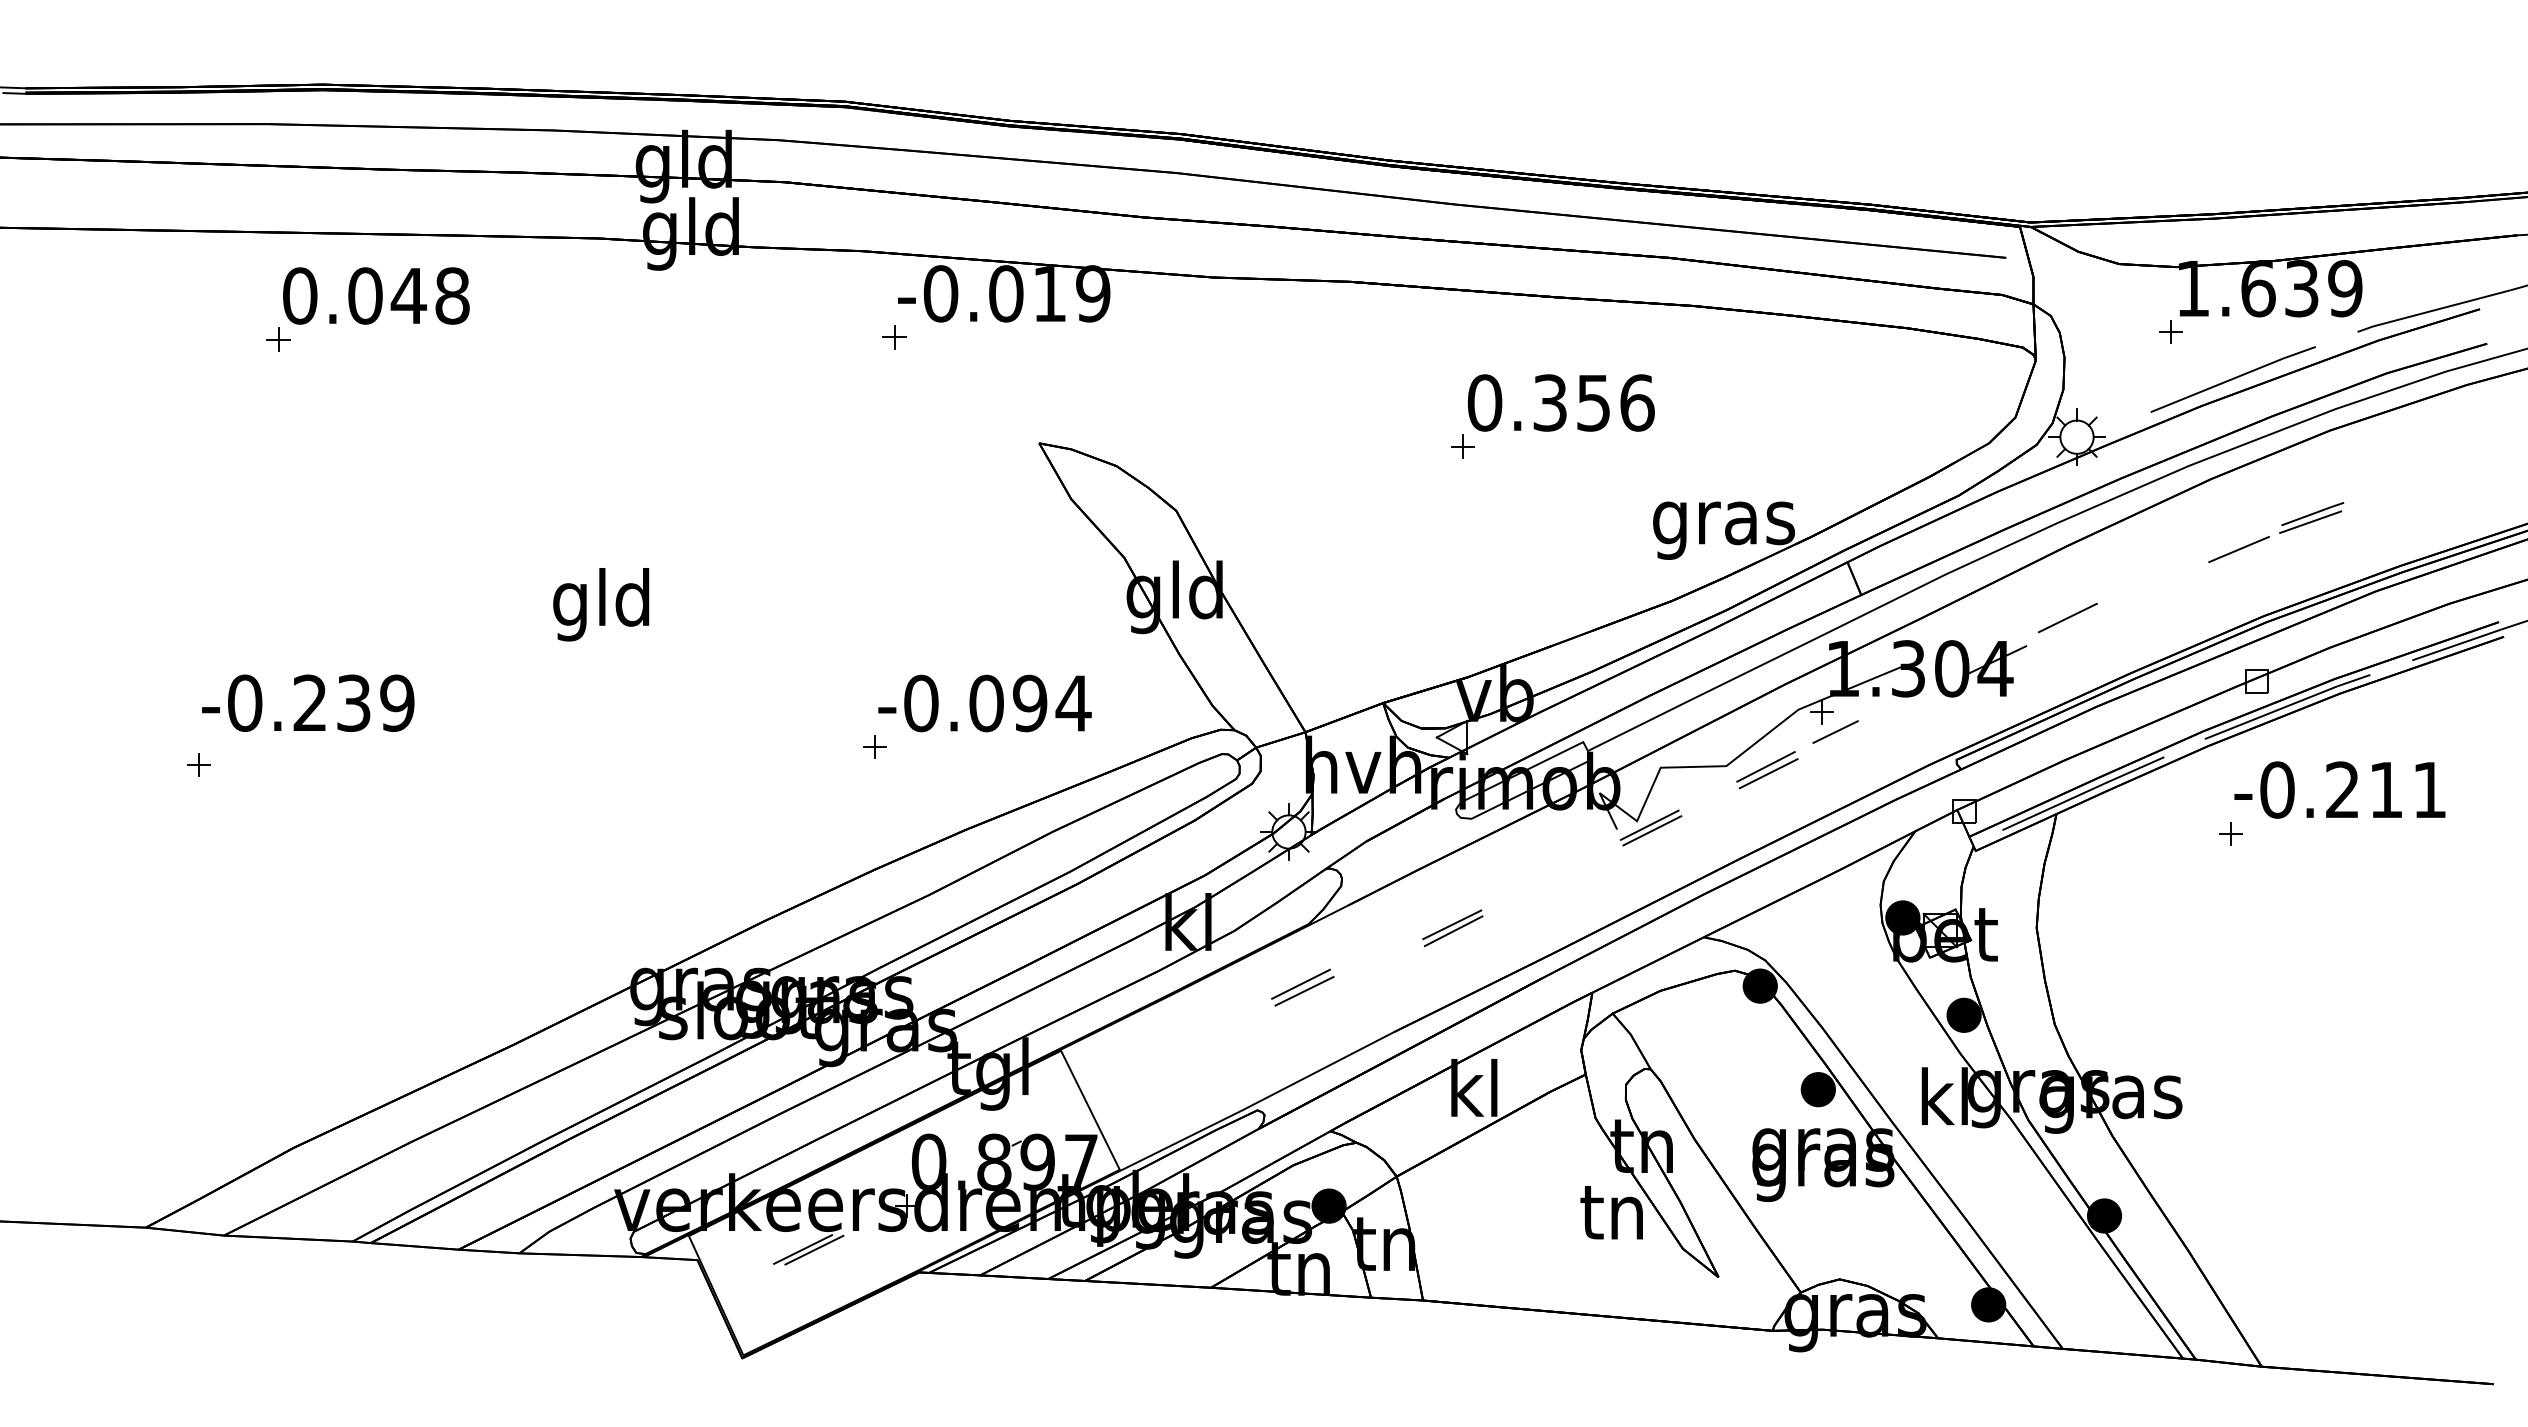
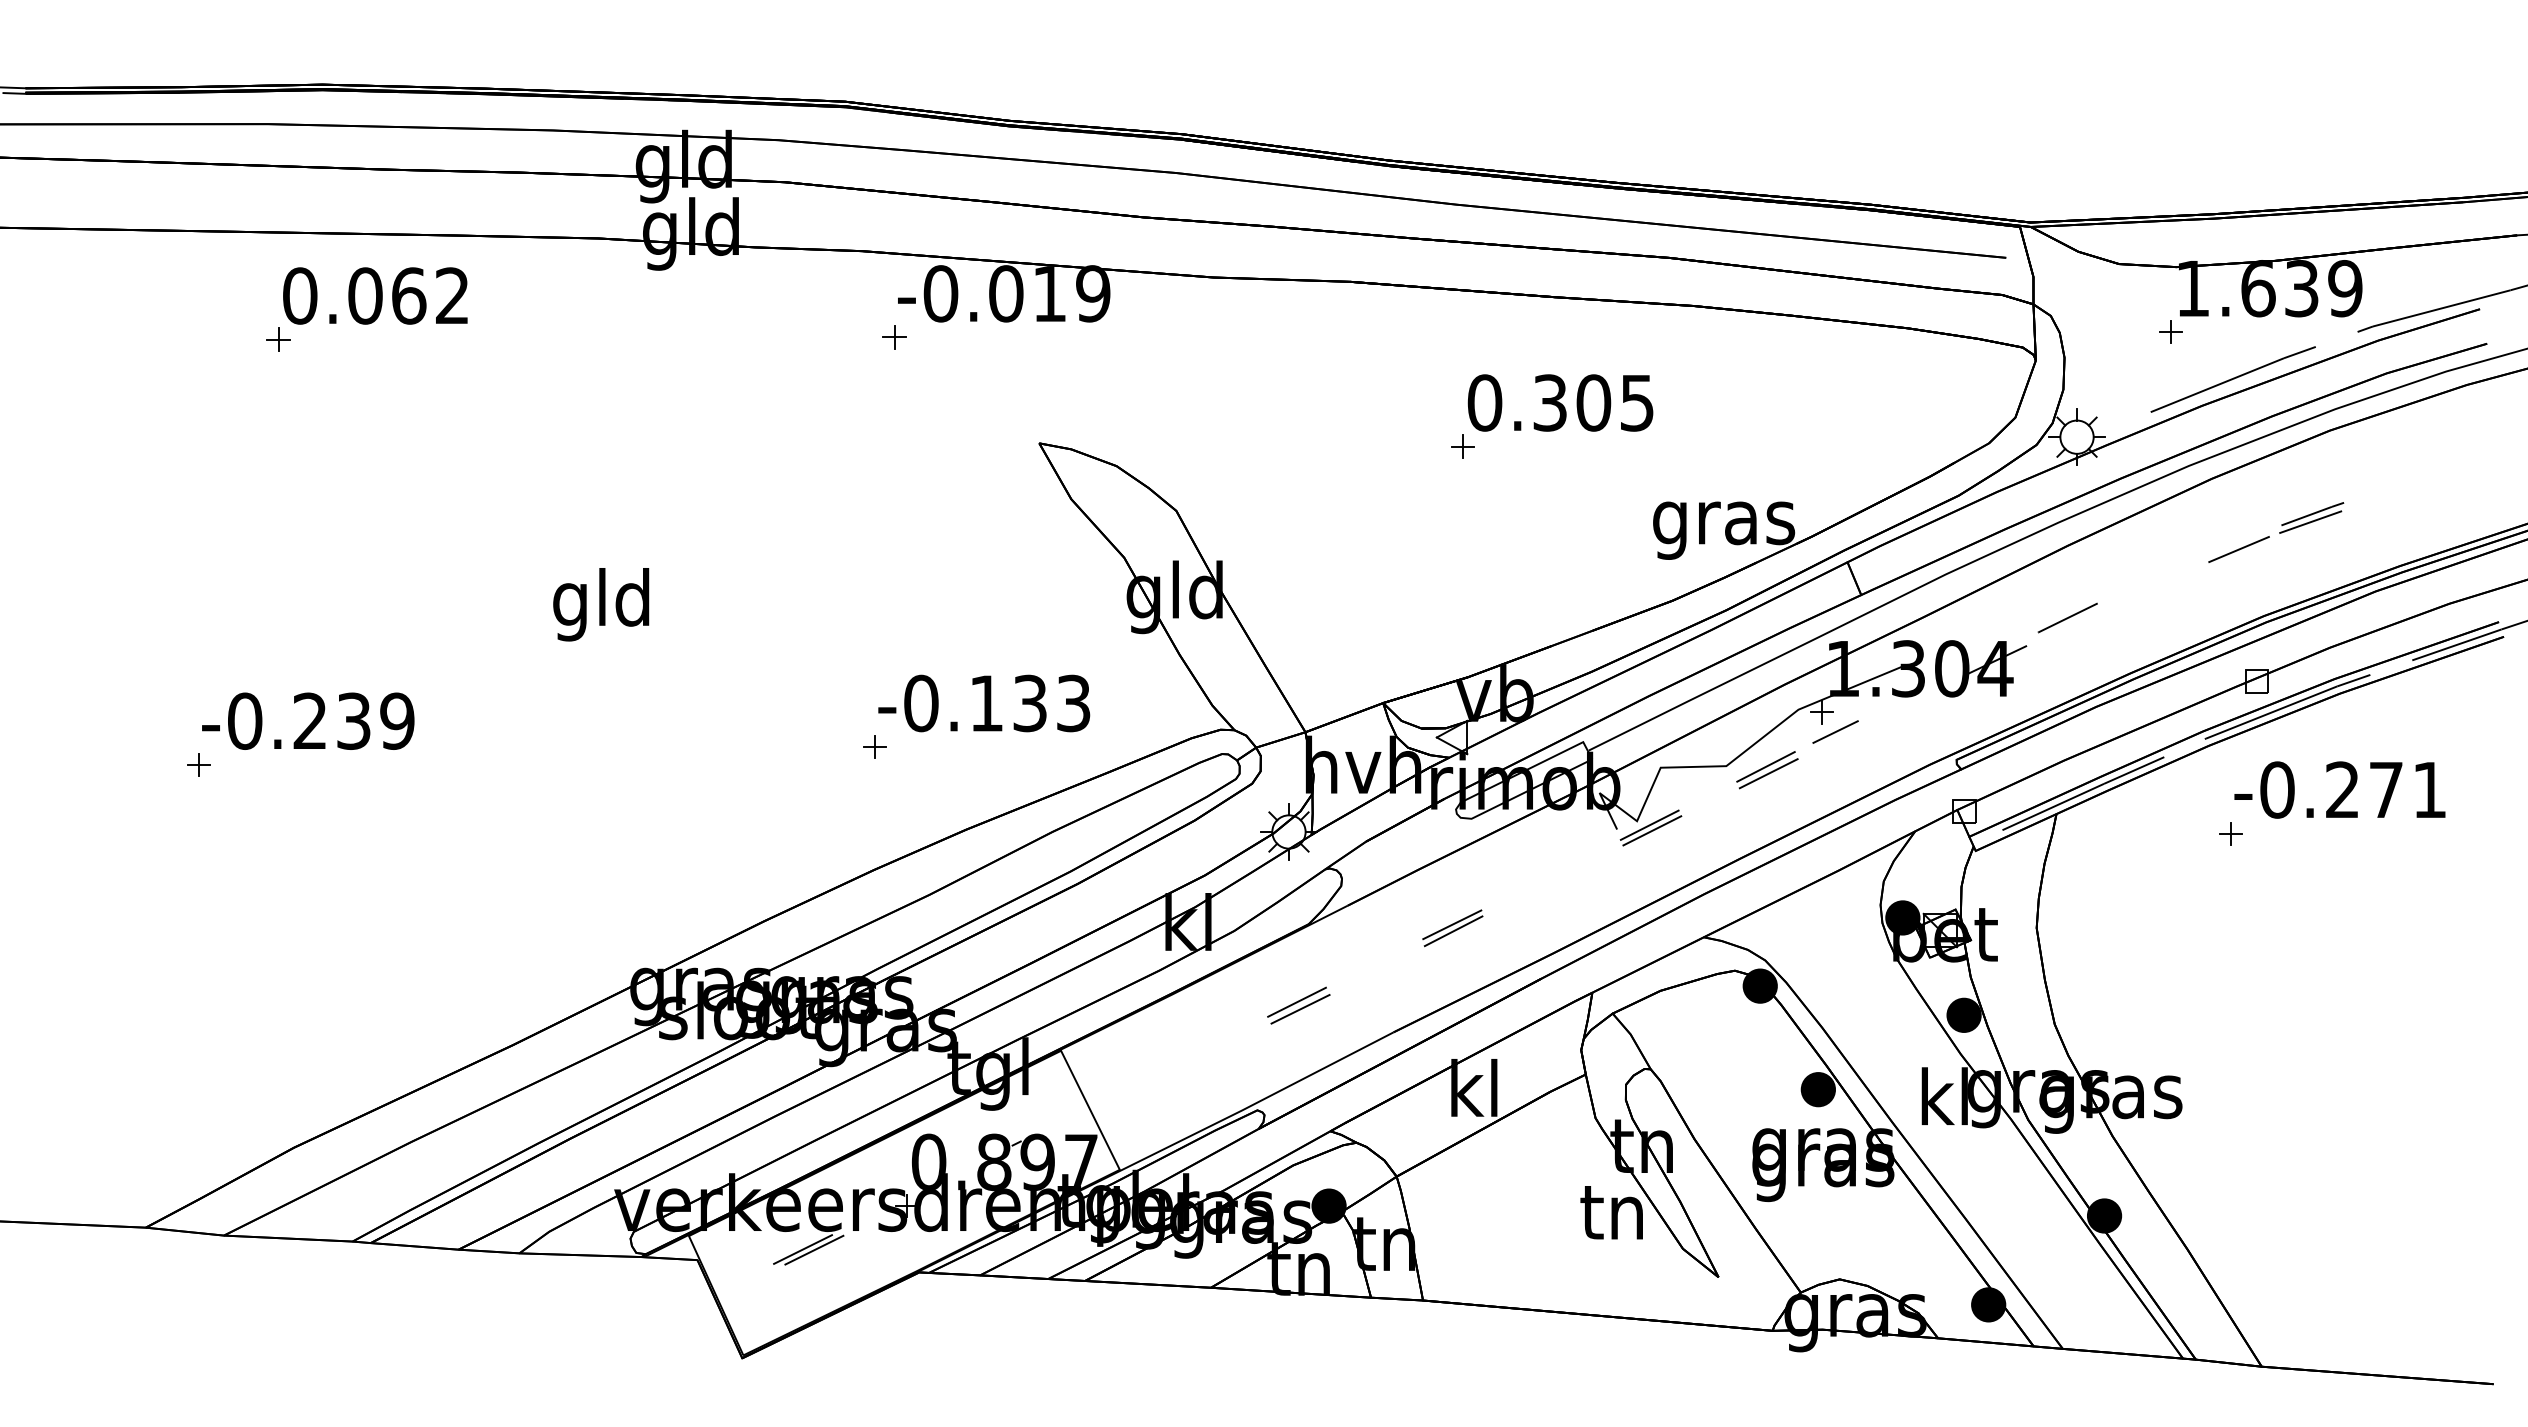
text: 0.048 -> 0.062 (429, 295)
text: 0.356 -> 0.305 (1615, 402)
text position: (308, 702) -> (308, 720) (308, 720)
text: -0.094 -> -0.133 (1030, 703)
text: -0.211 -> -0.271 (2386, 789)
part position: (1302, 987) -> (1298, 1005) (1298, 1005)
